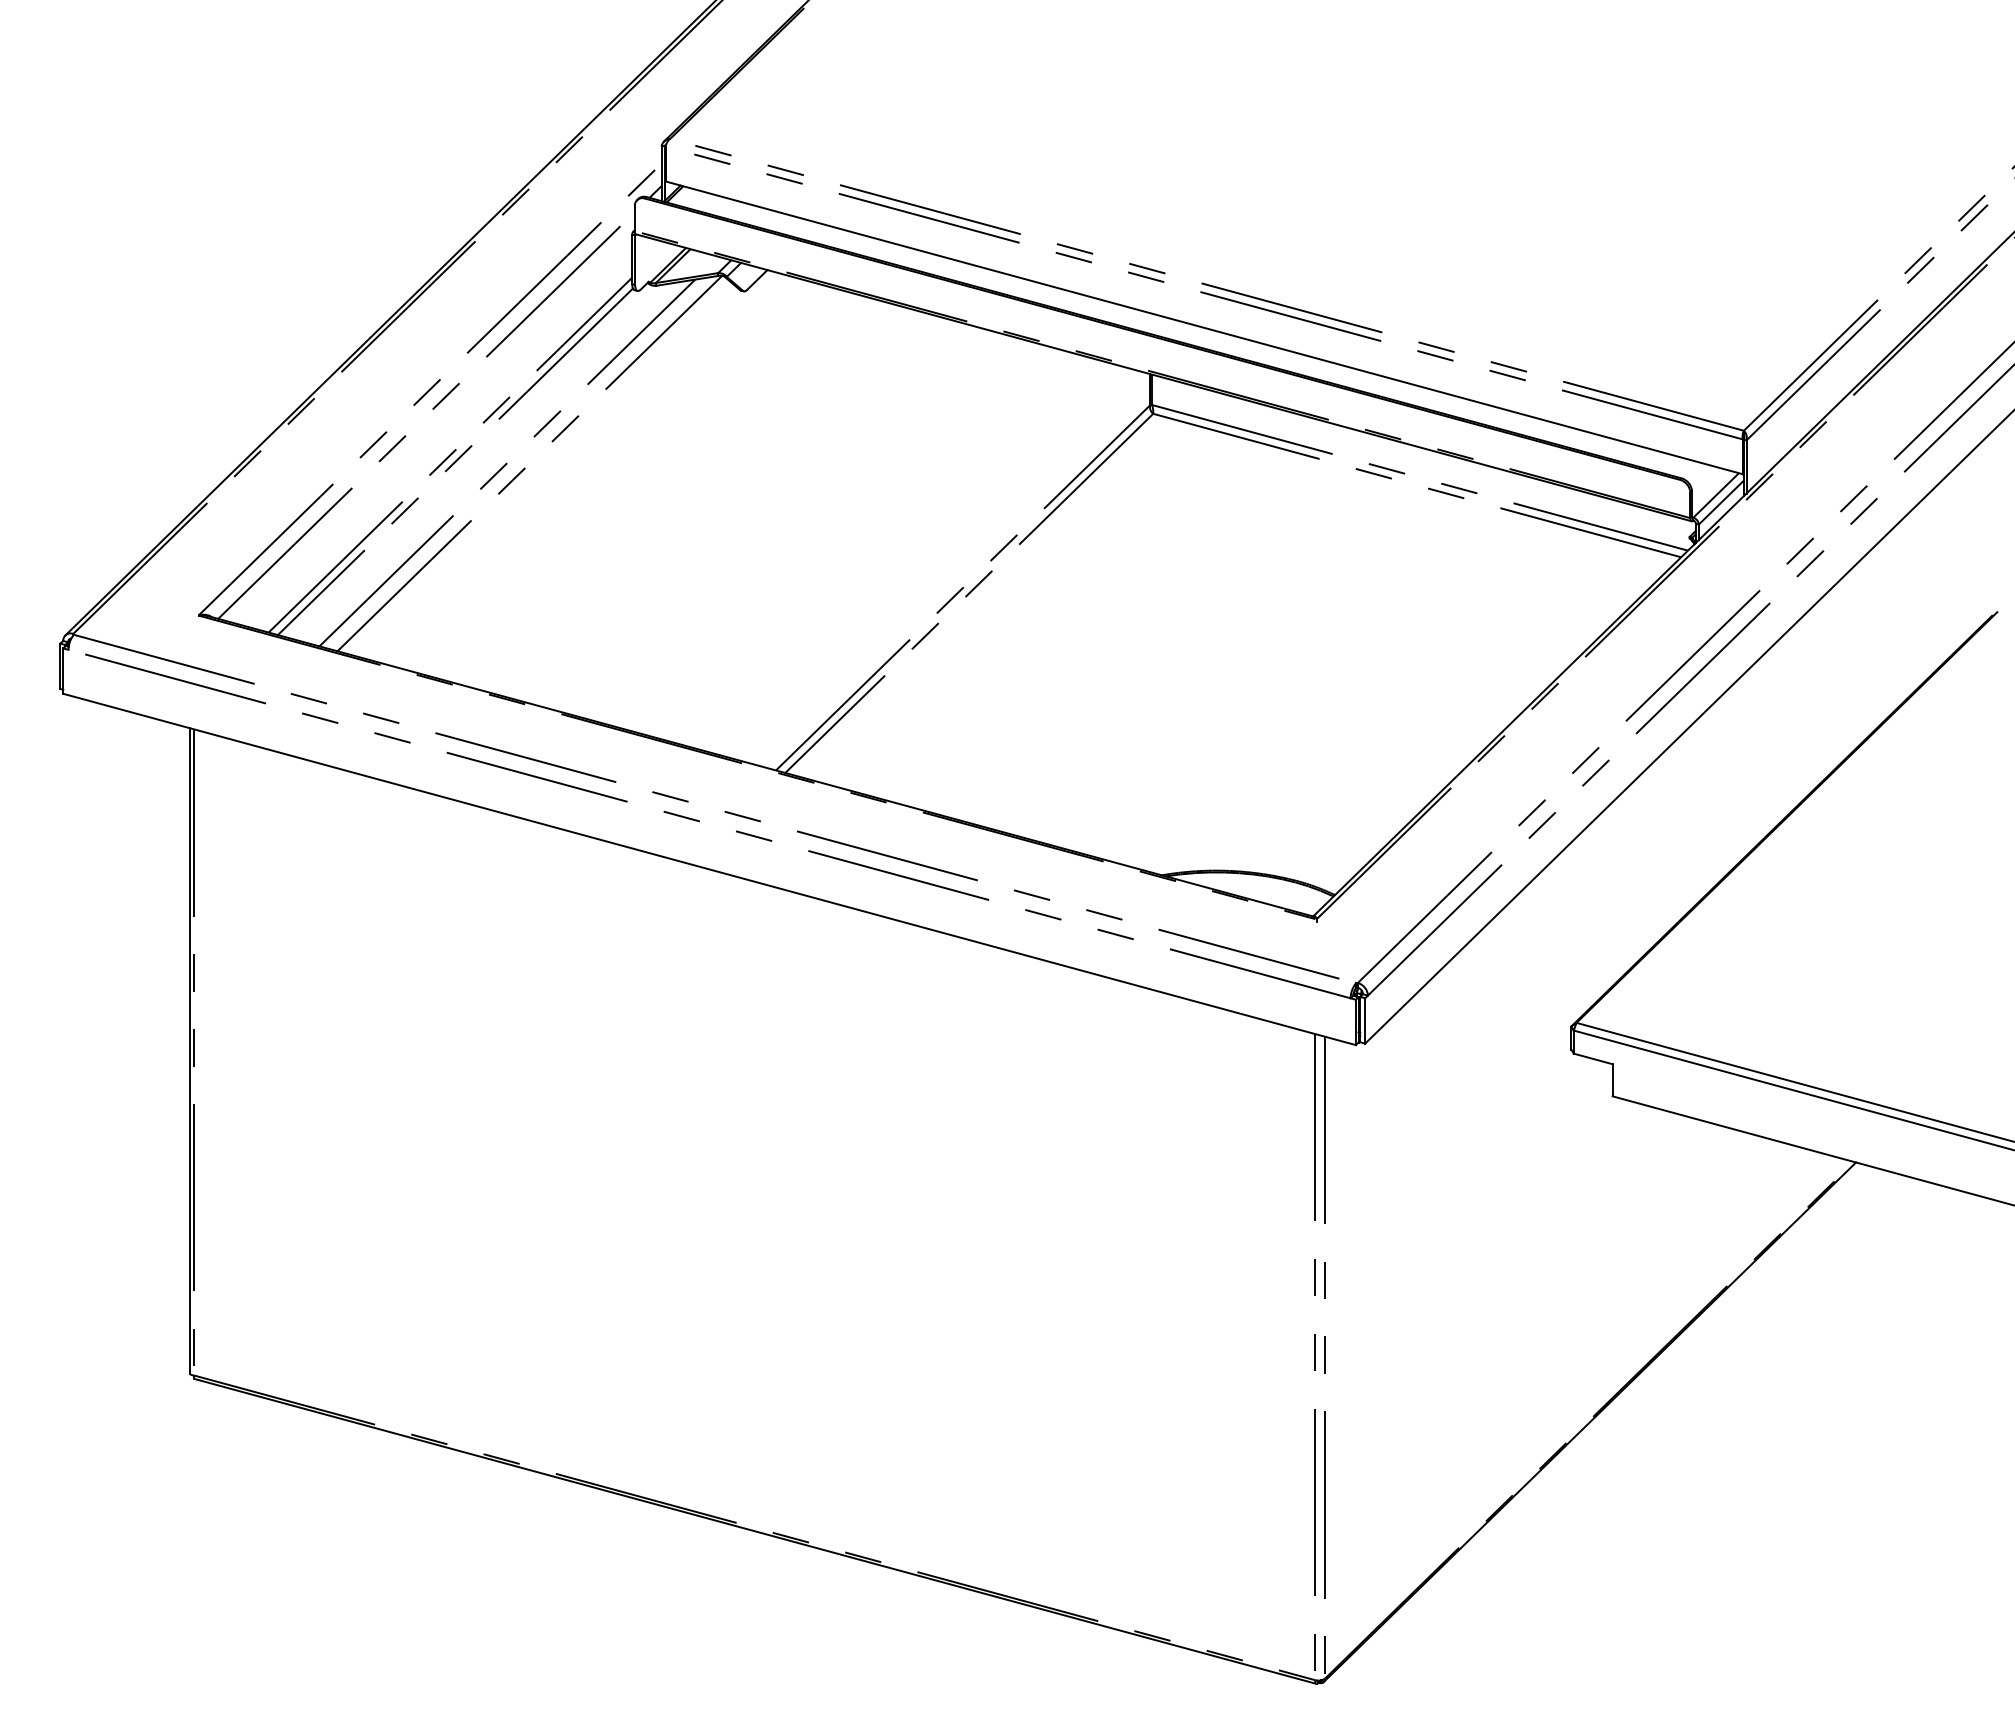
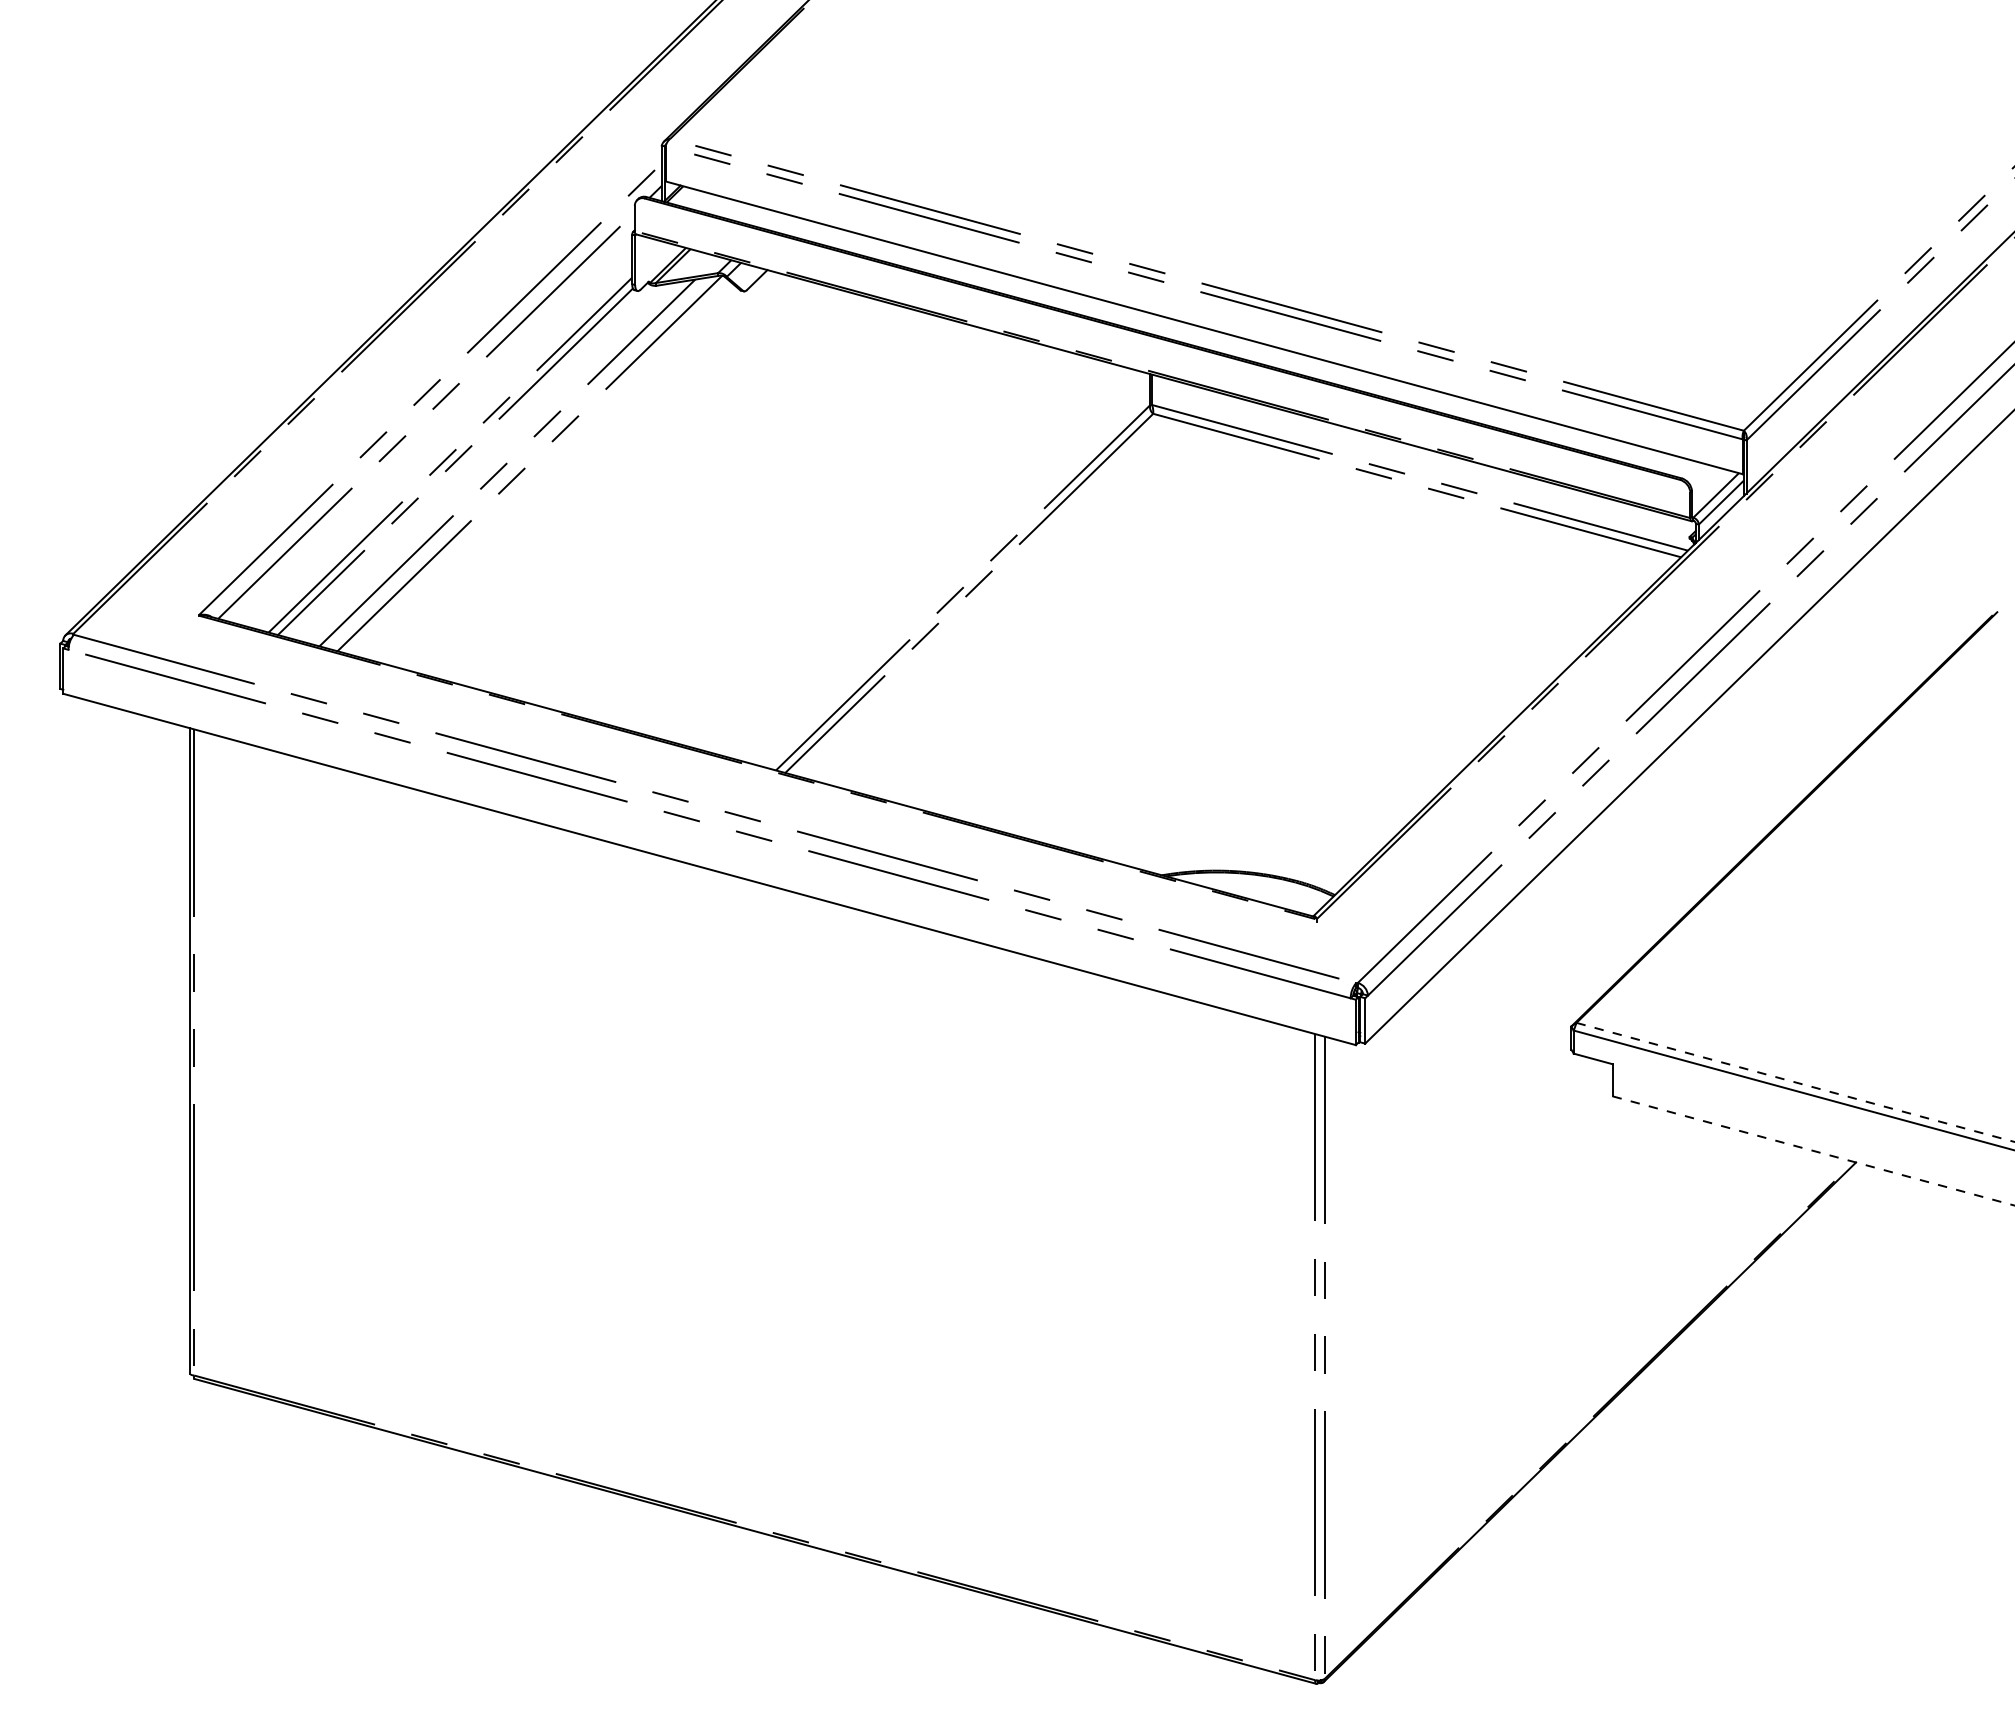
line: solid -> dashed (1795, 1082)
line: solid -> dashed (1814, 1151)
